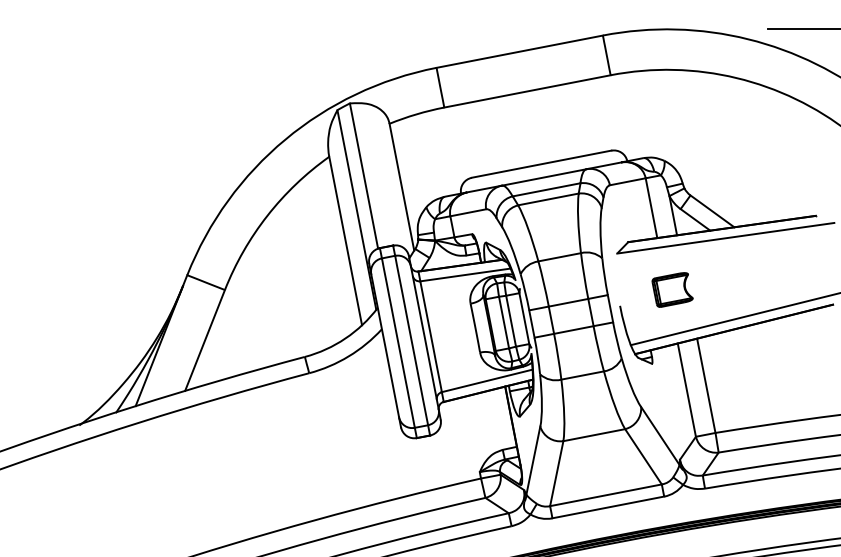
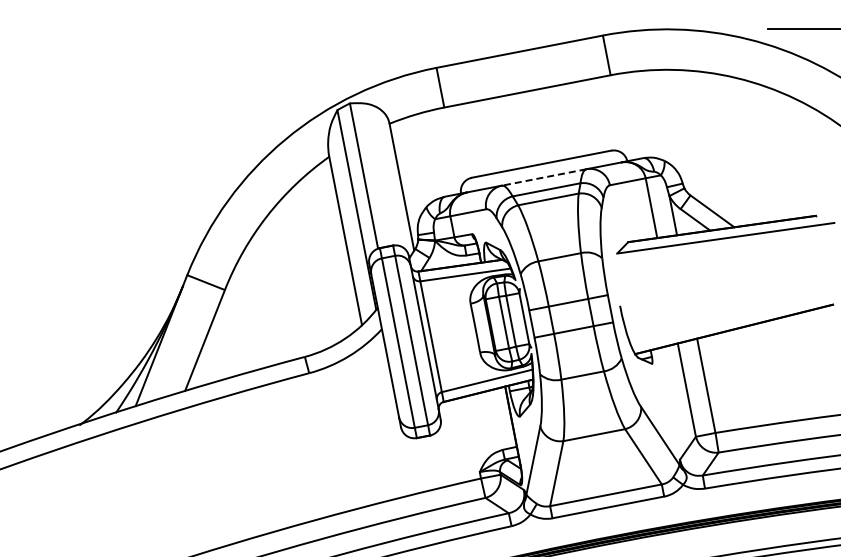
line: solid -> dashed (543, 177)
part: present -> none (672, 289)
line: present -> none (733, 319)
